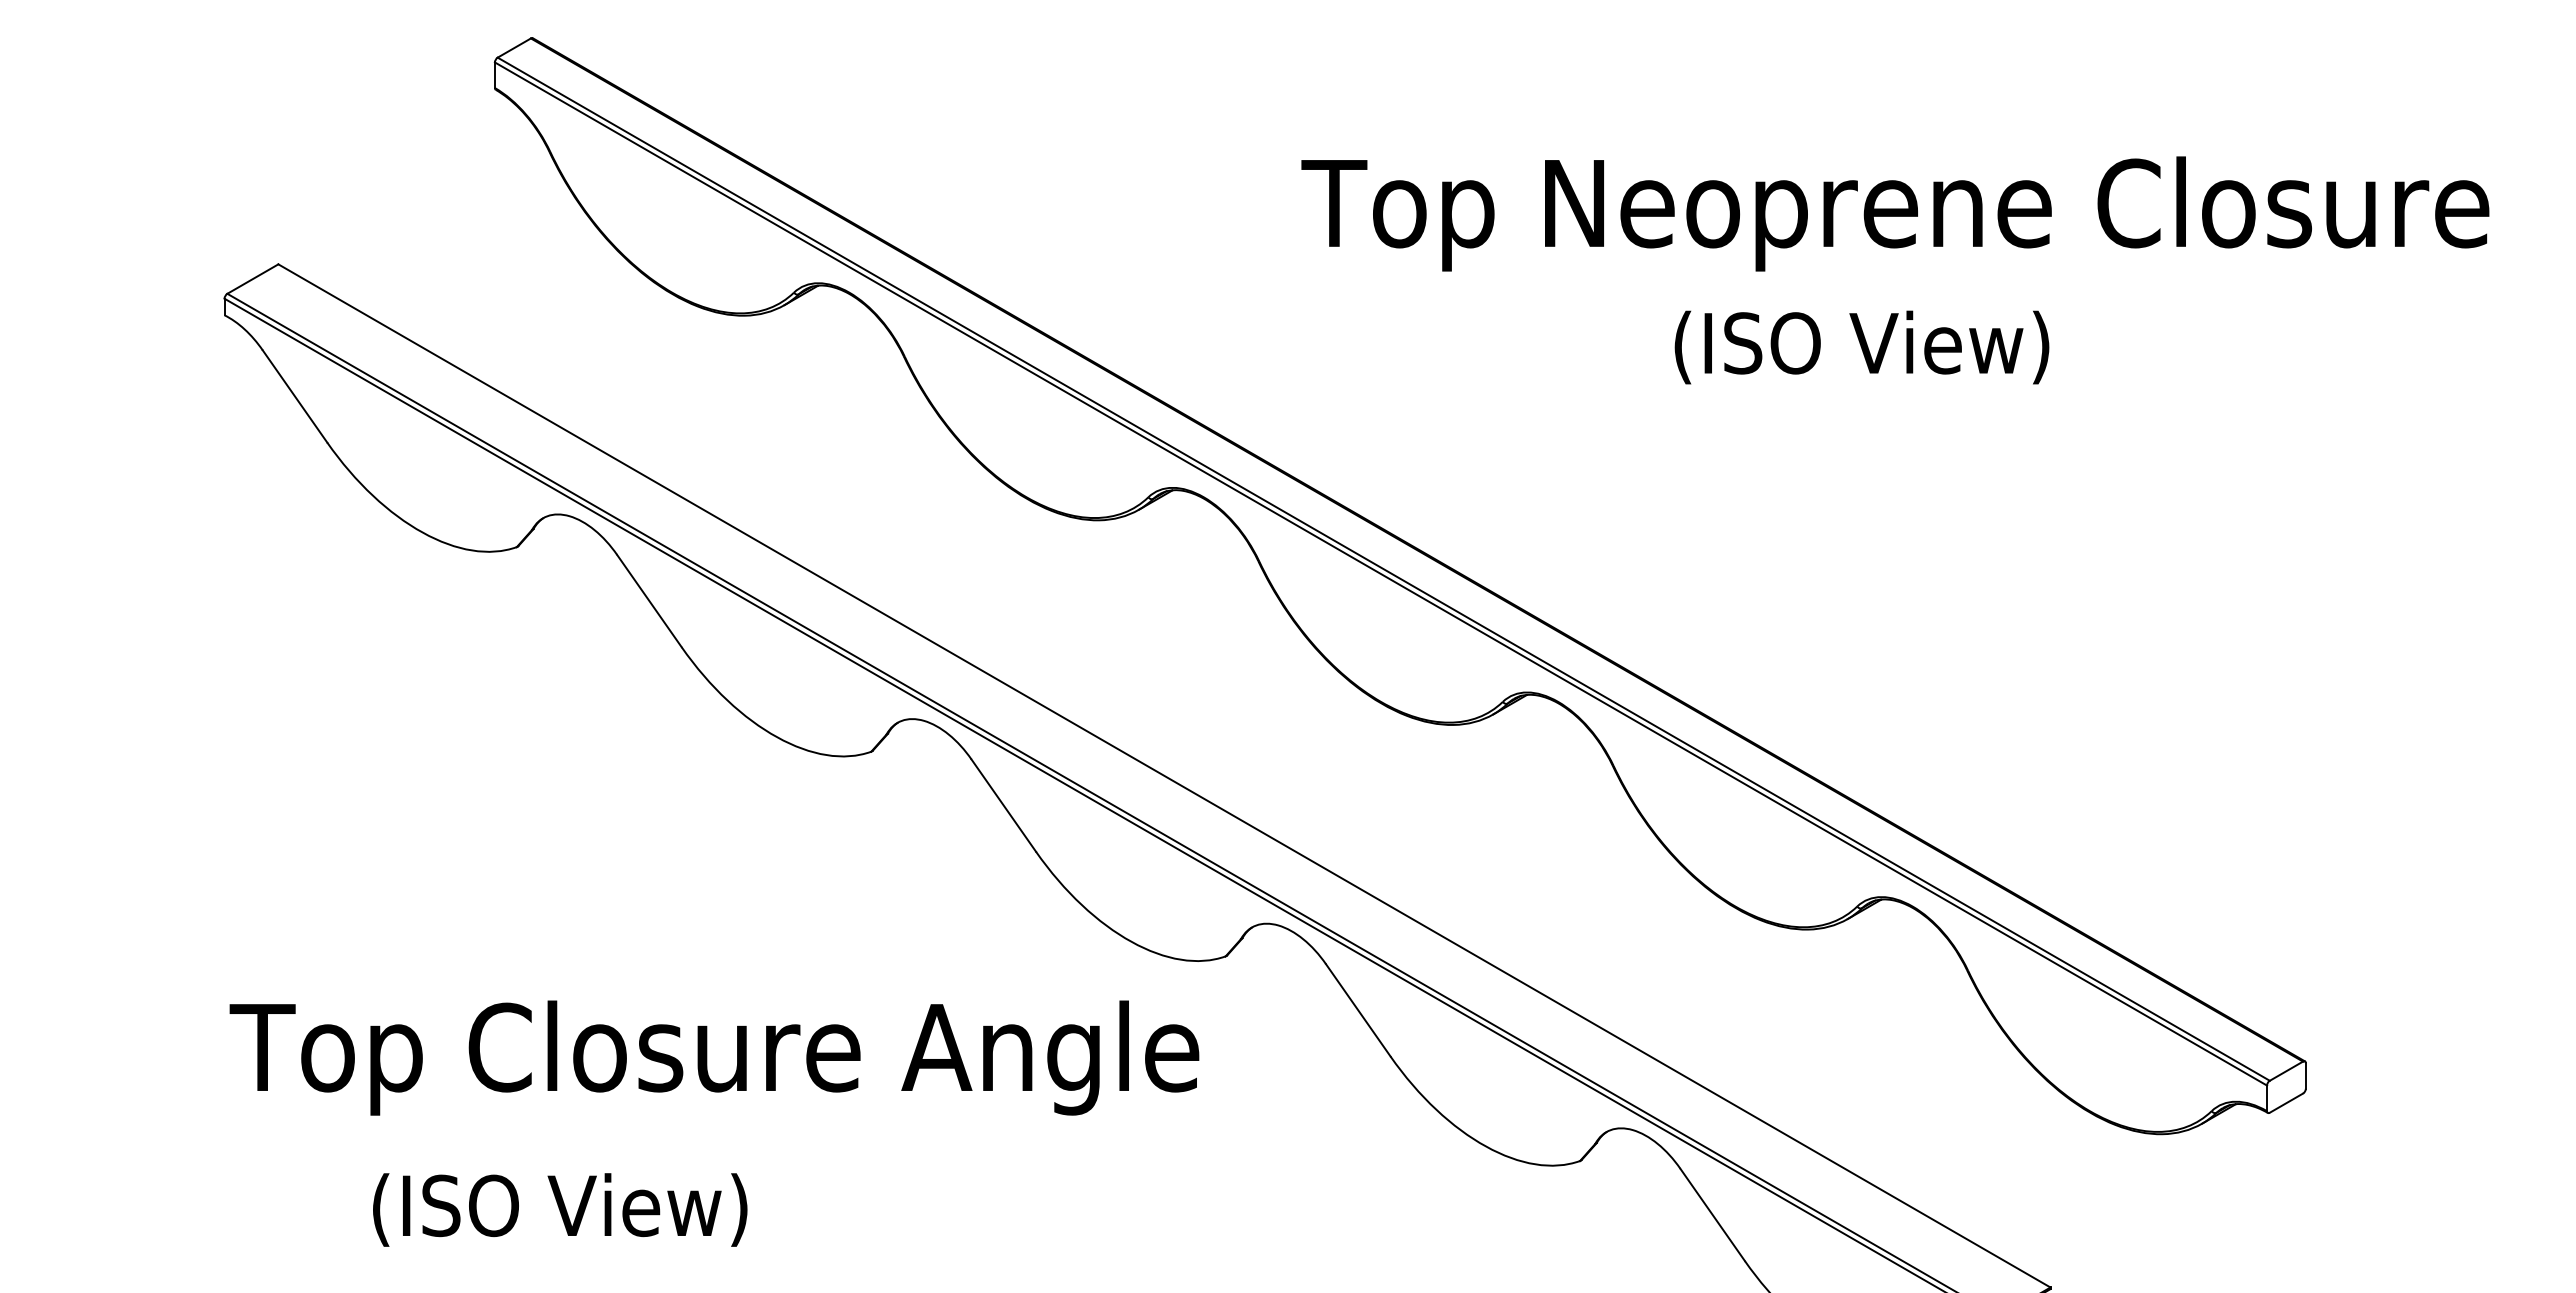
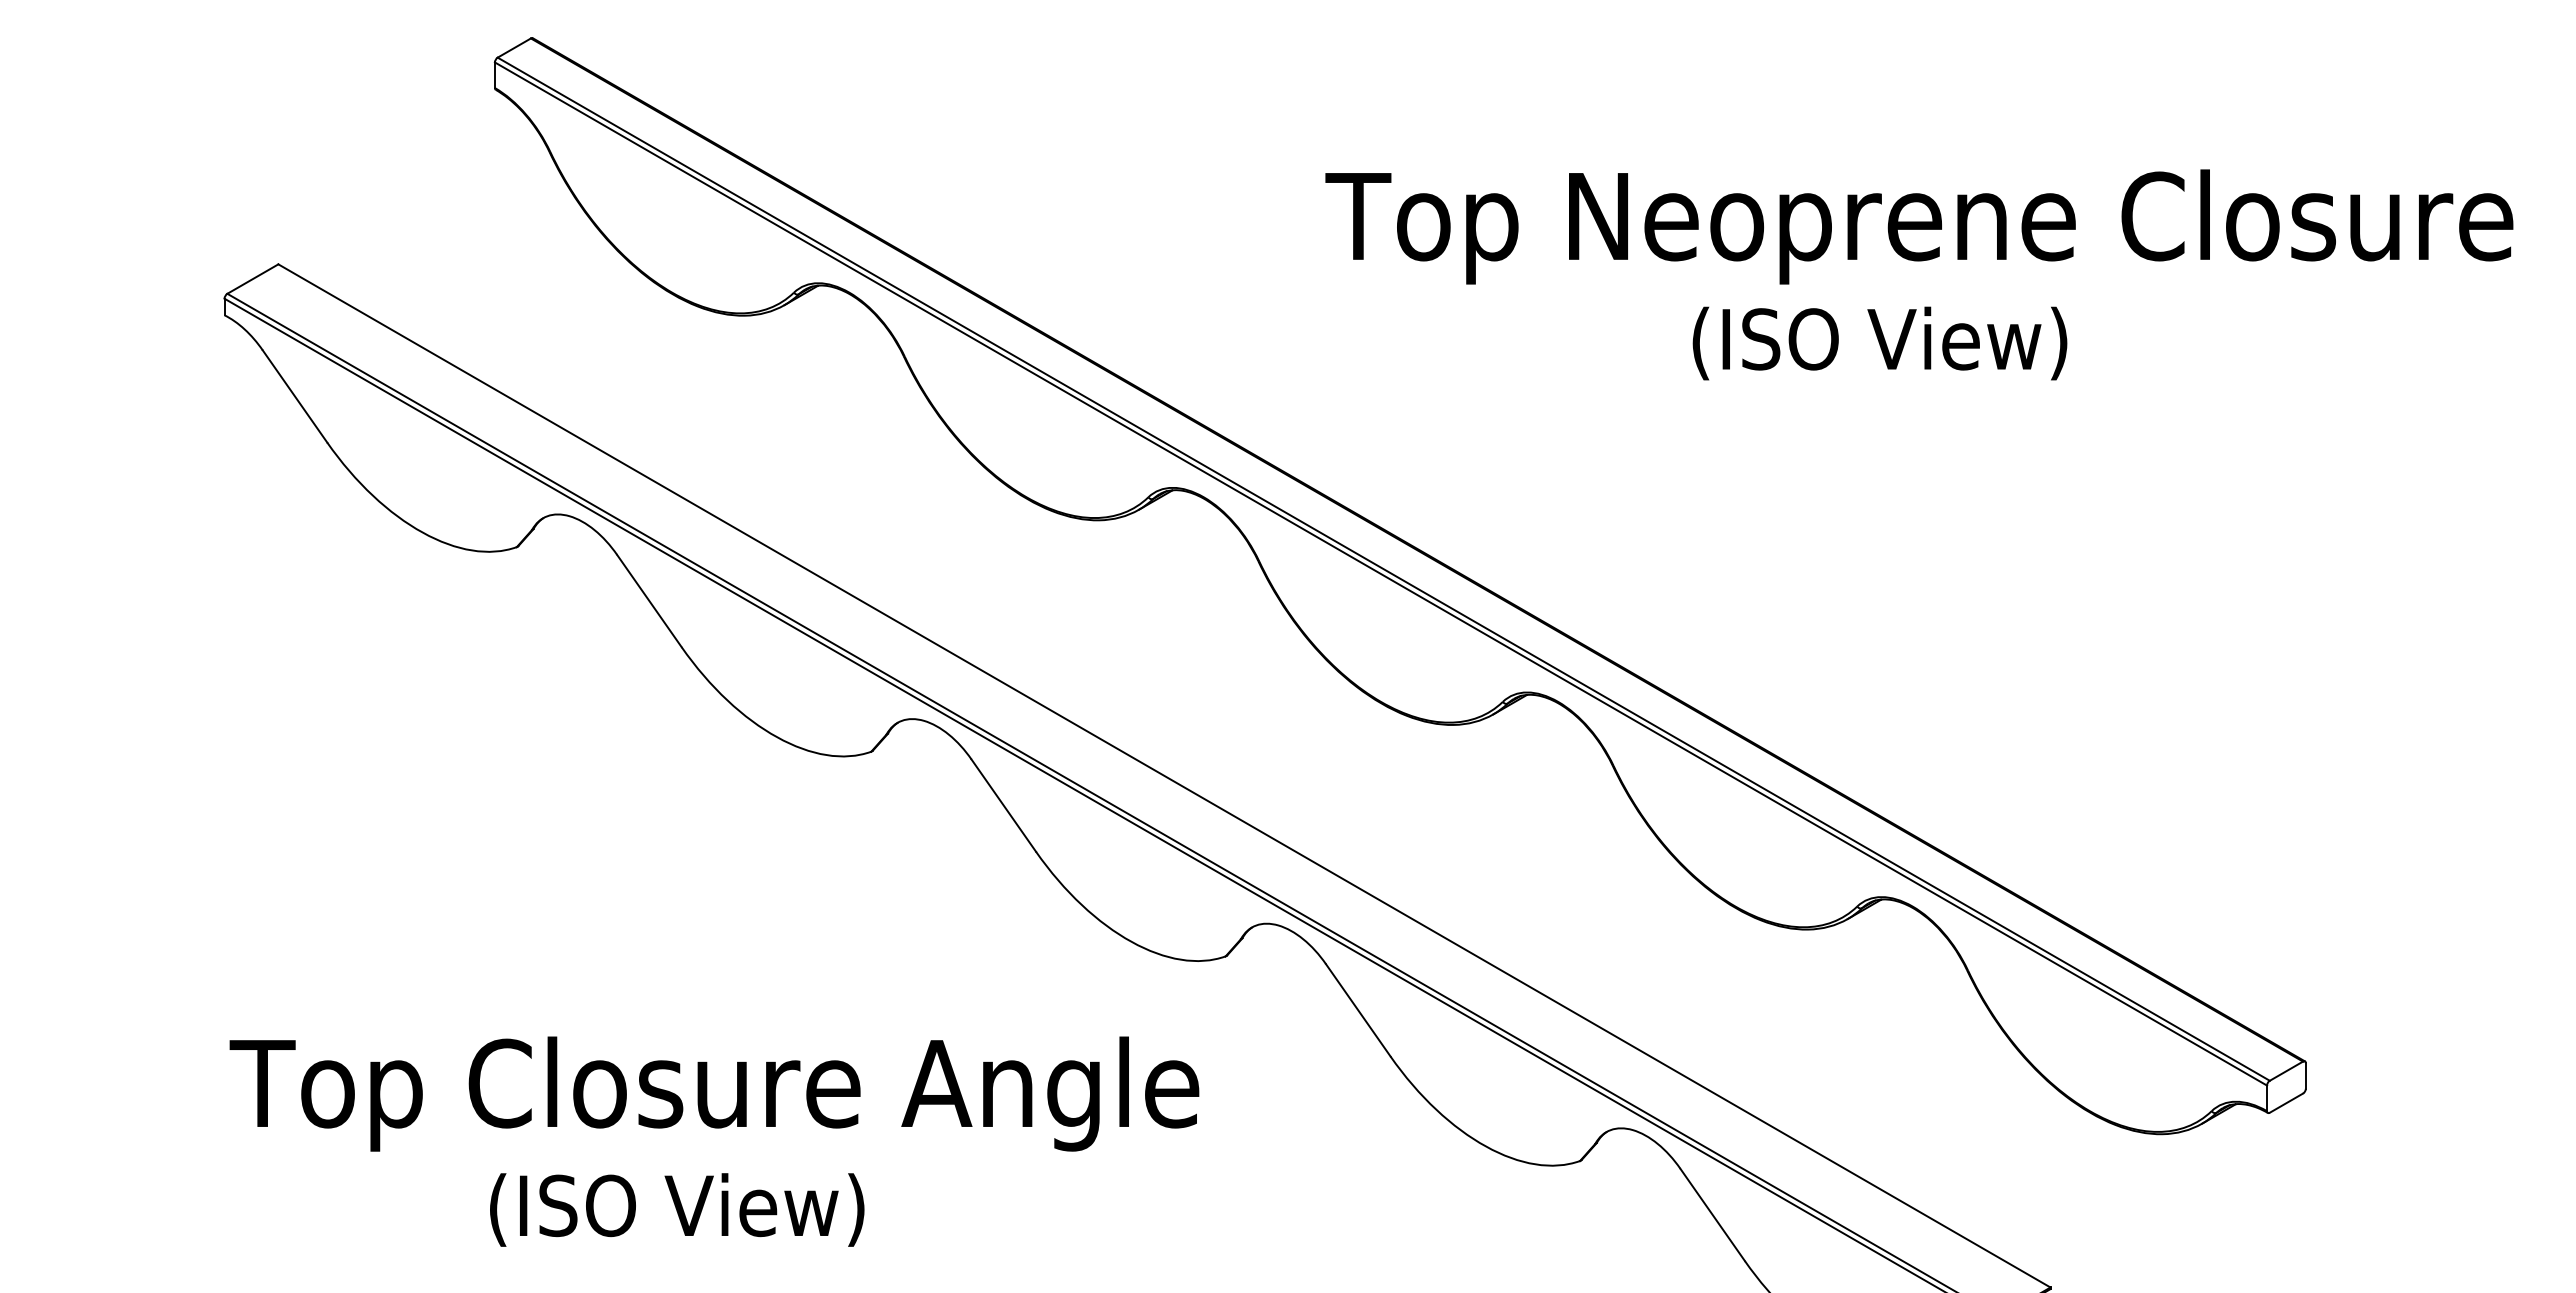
text position: (1895, 213) -> (1919, 226) (1919, 226)
text position: (1861, 347) -> (1879, 343) (1879, 343)
text position: (714, 1057) -> (714, 1093) (714, 1093)
text position: (560, 1209) -> (677, 1209) (677, 1209)
